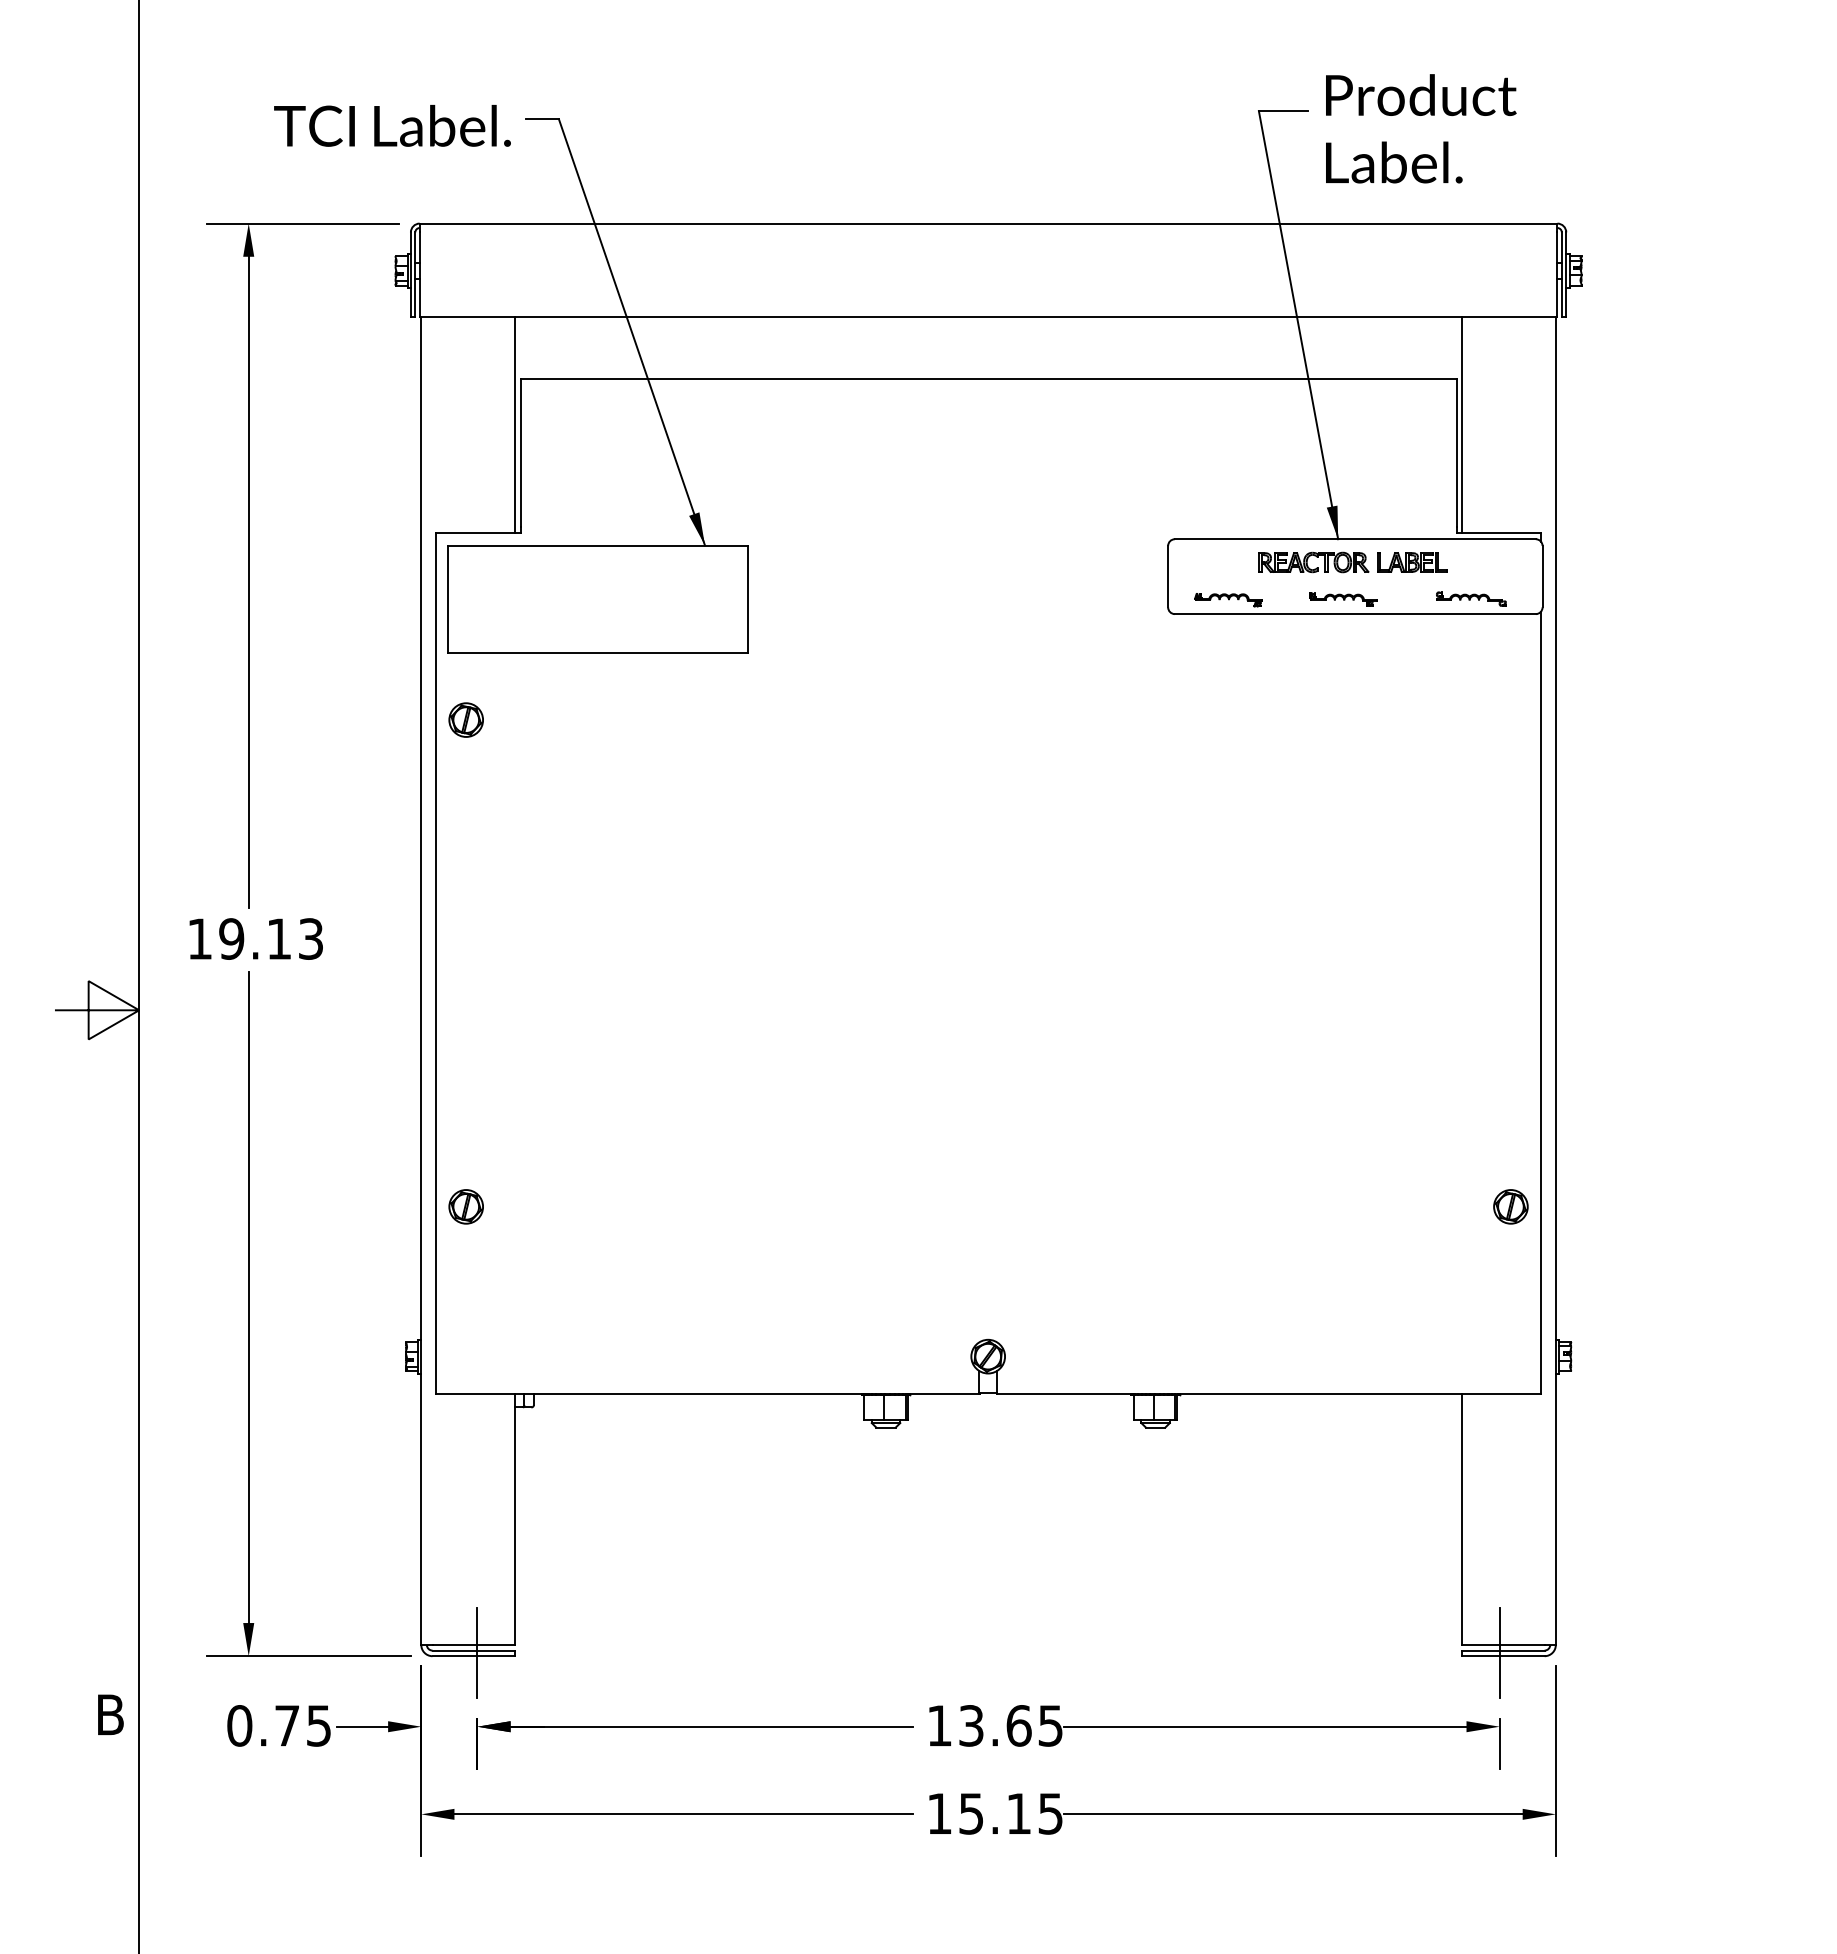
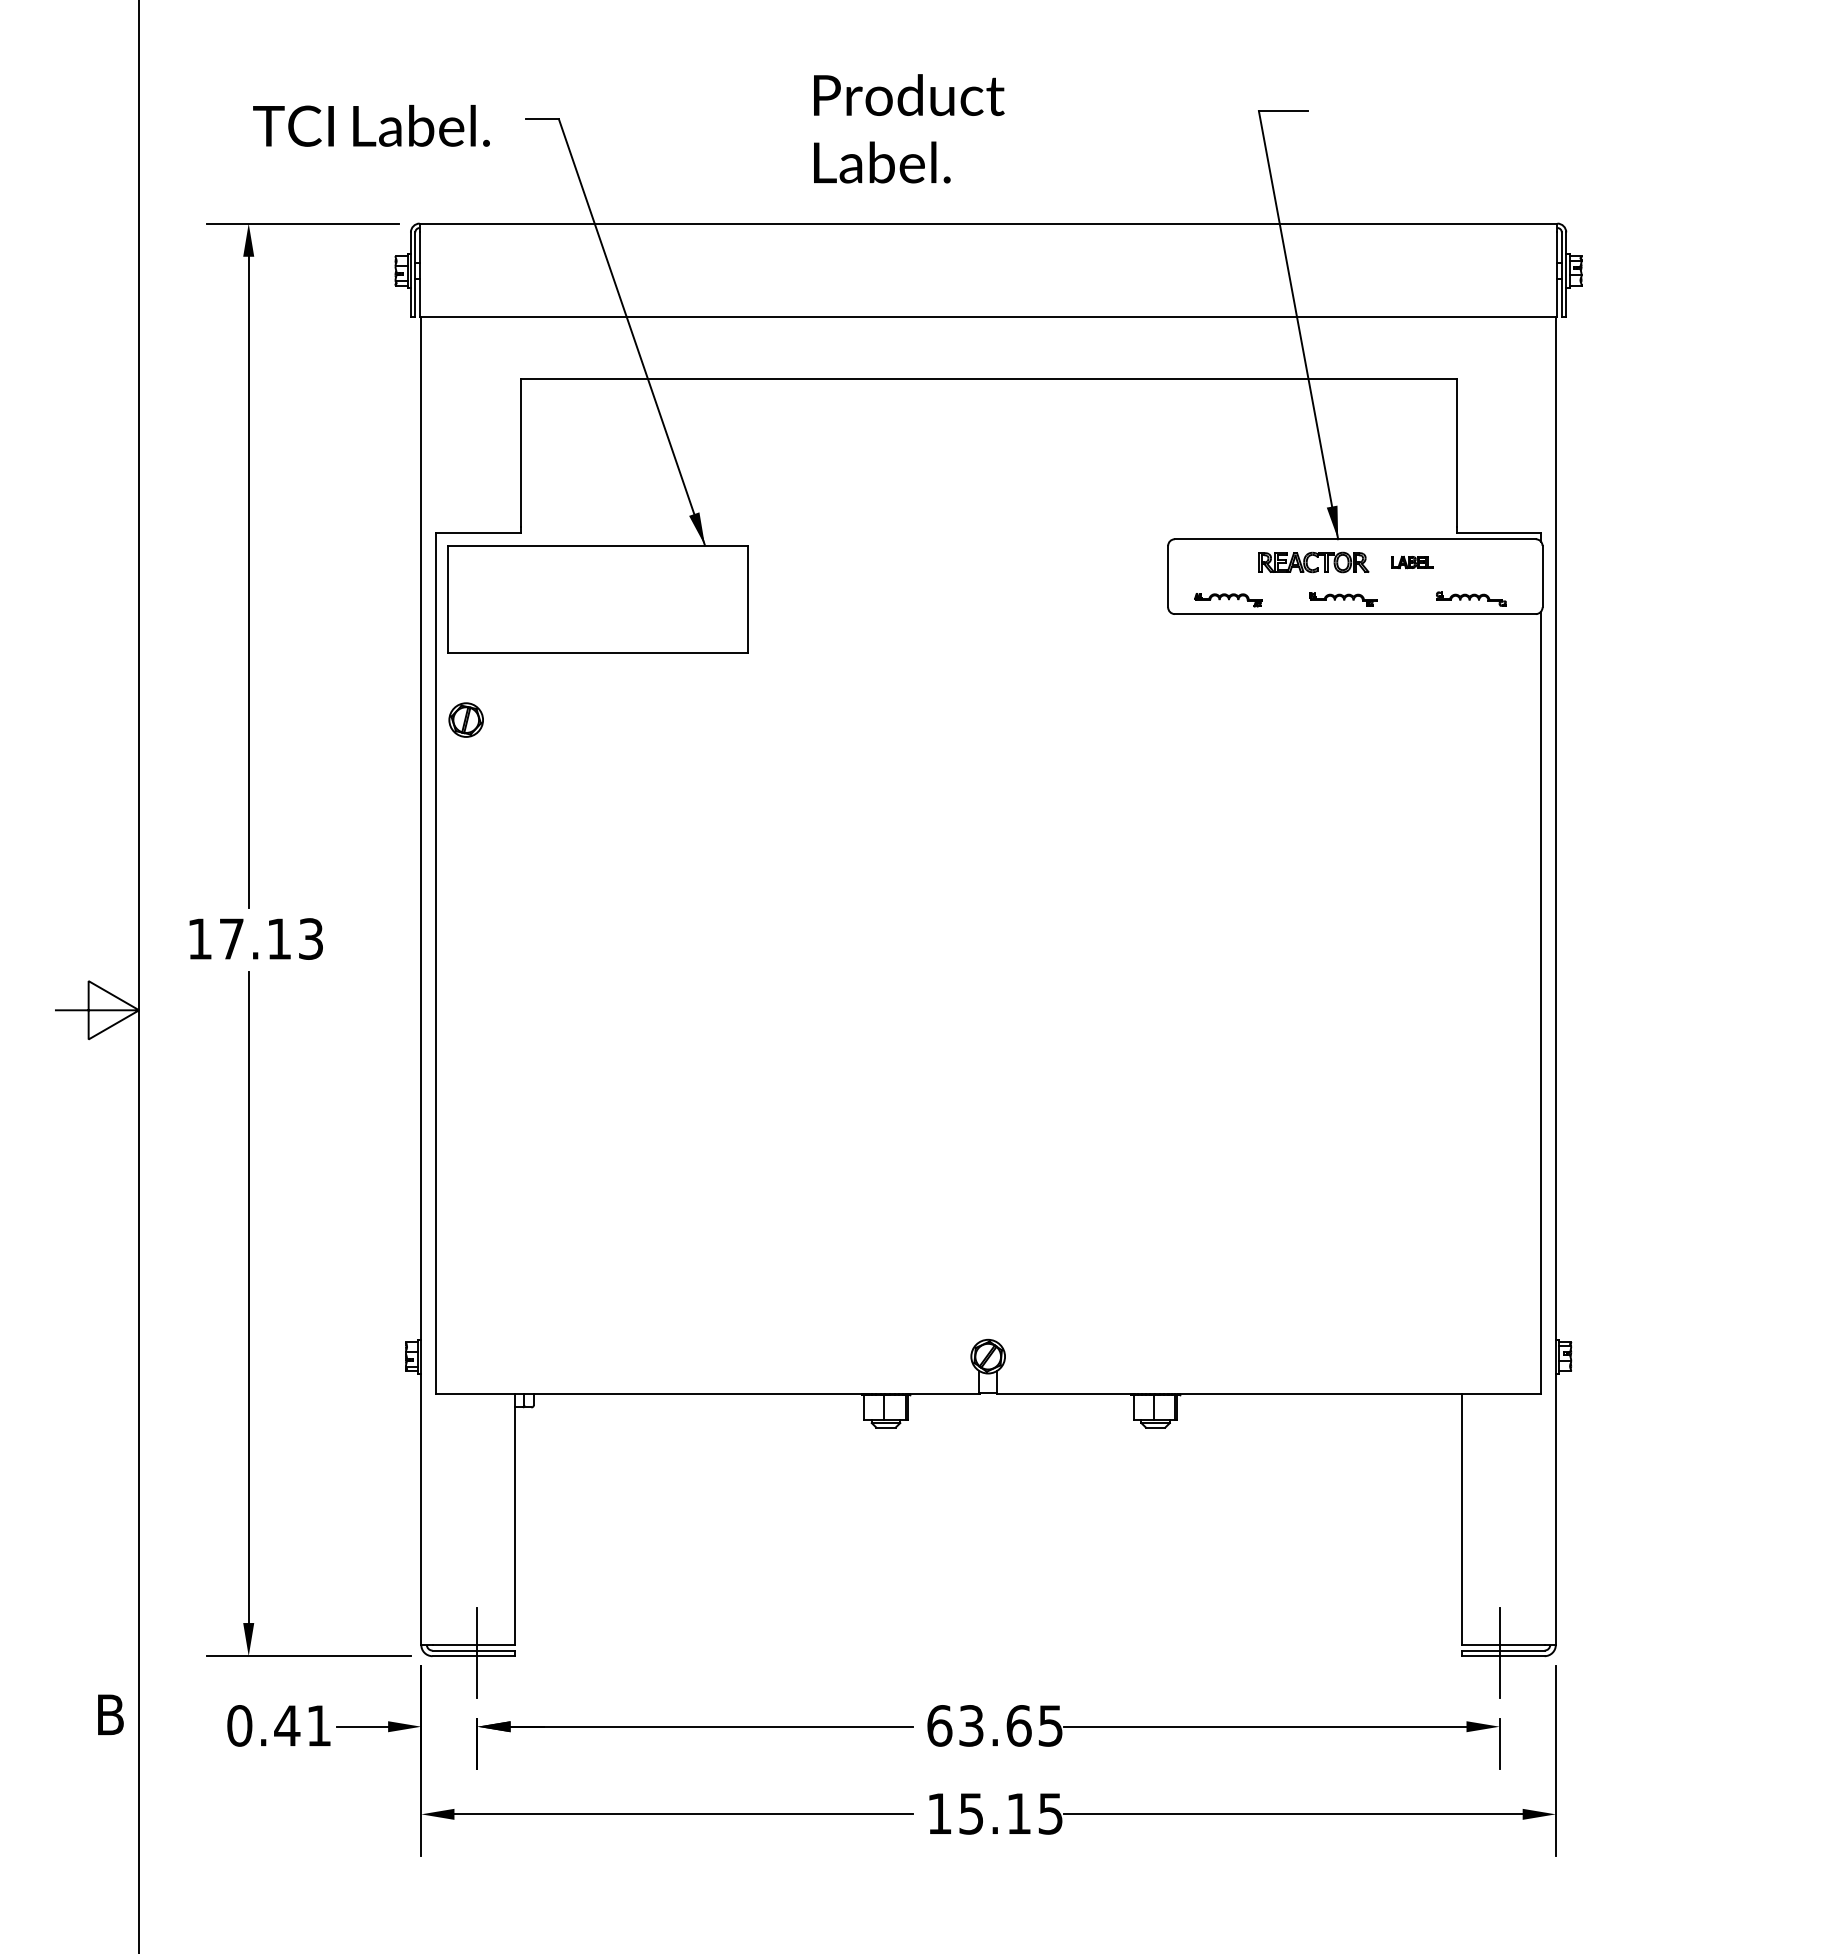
text position: (392, 125) -> (371, 125) (371, 125)
text position: (1421, 128) -> (909, 128) (909, 128)
line: present -> none (514, 424)
line: present -> none (1462, 424)
part size: 71x21 px -> 43x15 px (1412, 562)
text: 19.13 -> 17.13 (231, 938)
part: present -> none (465, 1206)
part: present -> none (1510, 1206)
text: 0.75 -> 0.41 (302, 1725)
text: 13.65 -> 63.65 (939, 1725)
